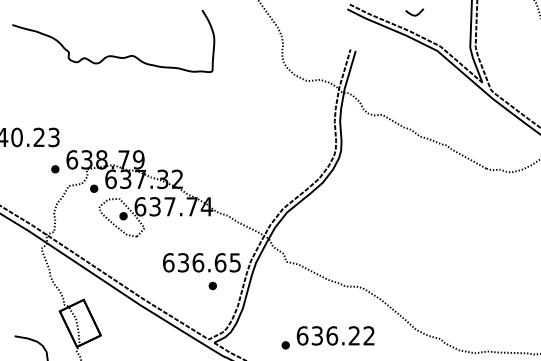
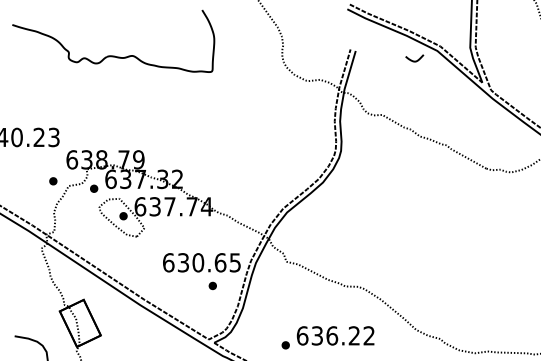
curve position: (414, 14) -> (414, 60) (414, 60)
part position: (55, 169) -> (53, 181) (53, 181)
text: 636.65 -> 630.65 (198, 262)
